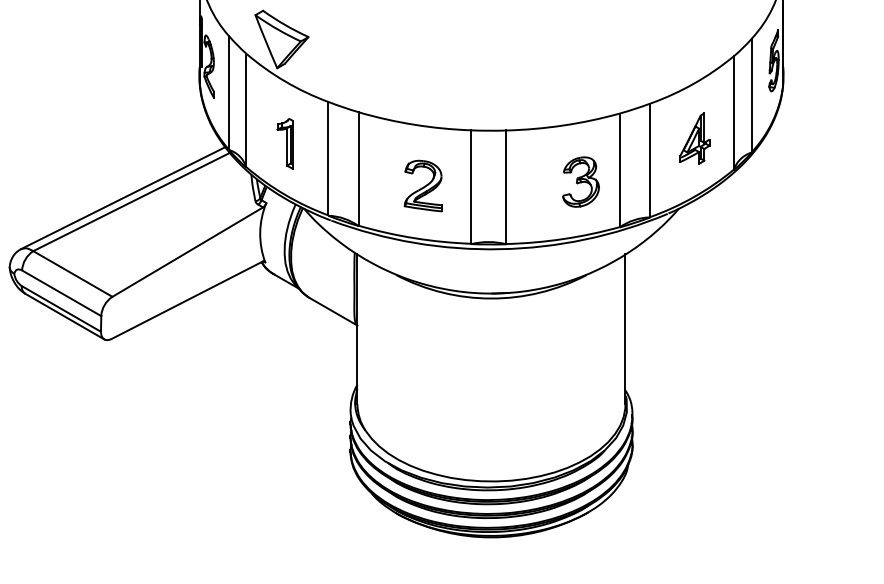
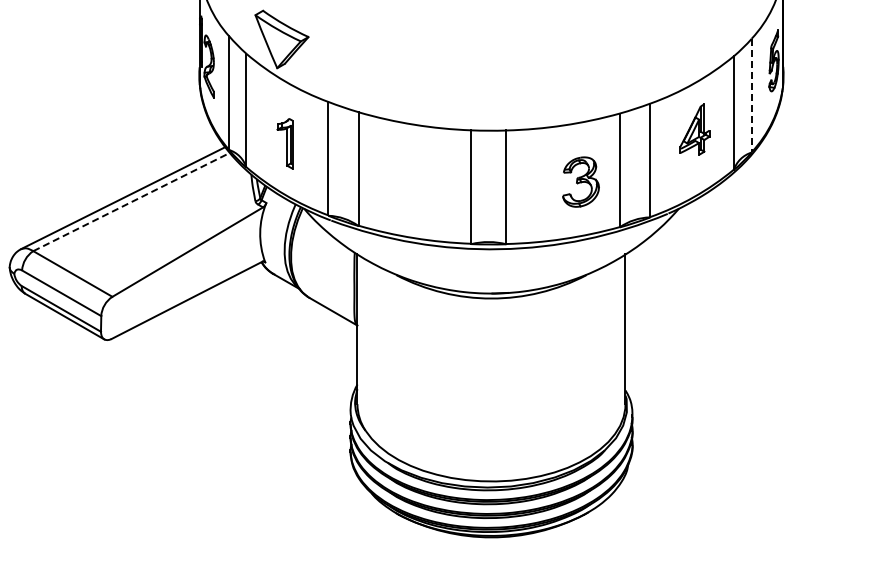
line: solid -> dashed (751, 95)
part position: (694, 138) -> (694, 129) (694, 129)
part: present -> none (422, 185)
line: solid -> dashed (131, 202)
